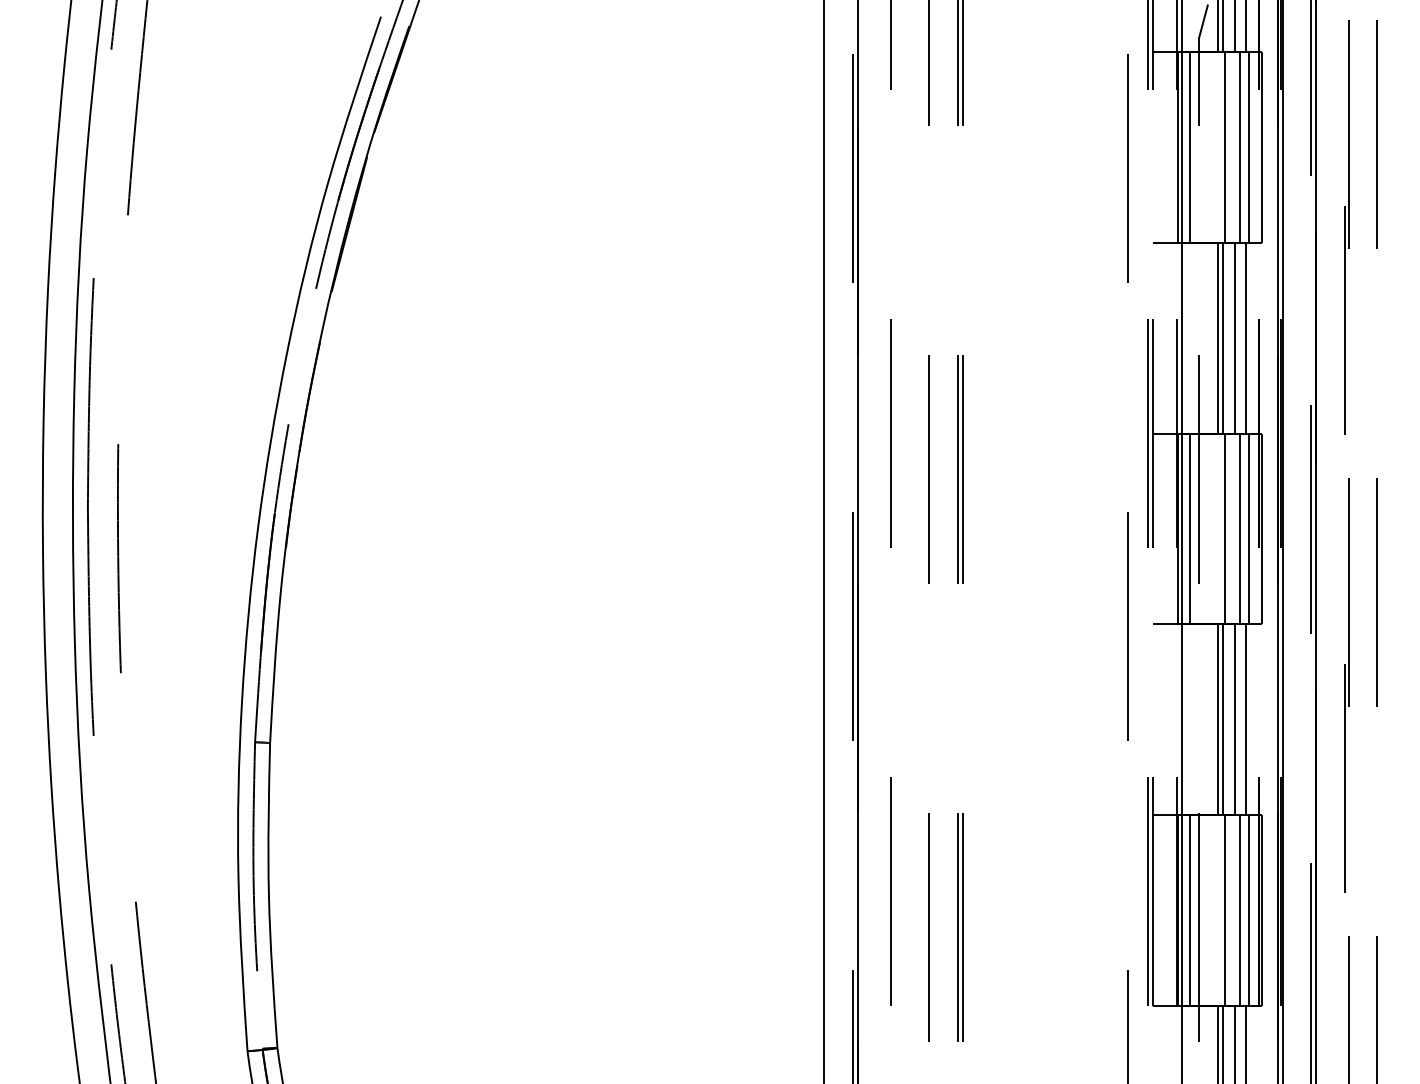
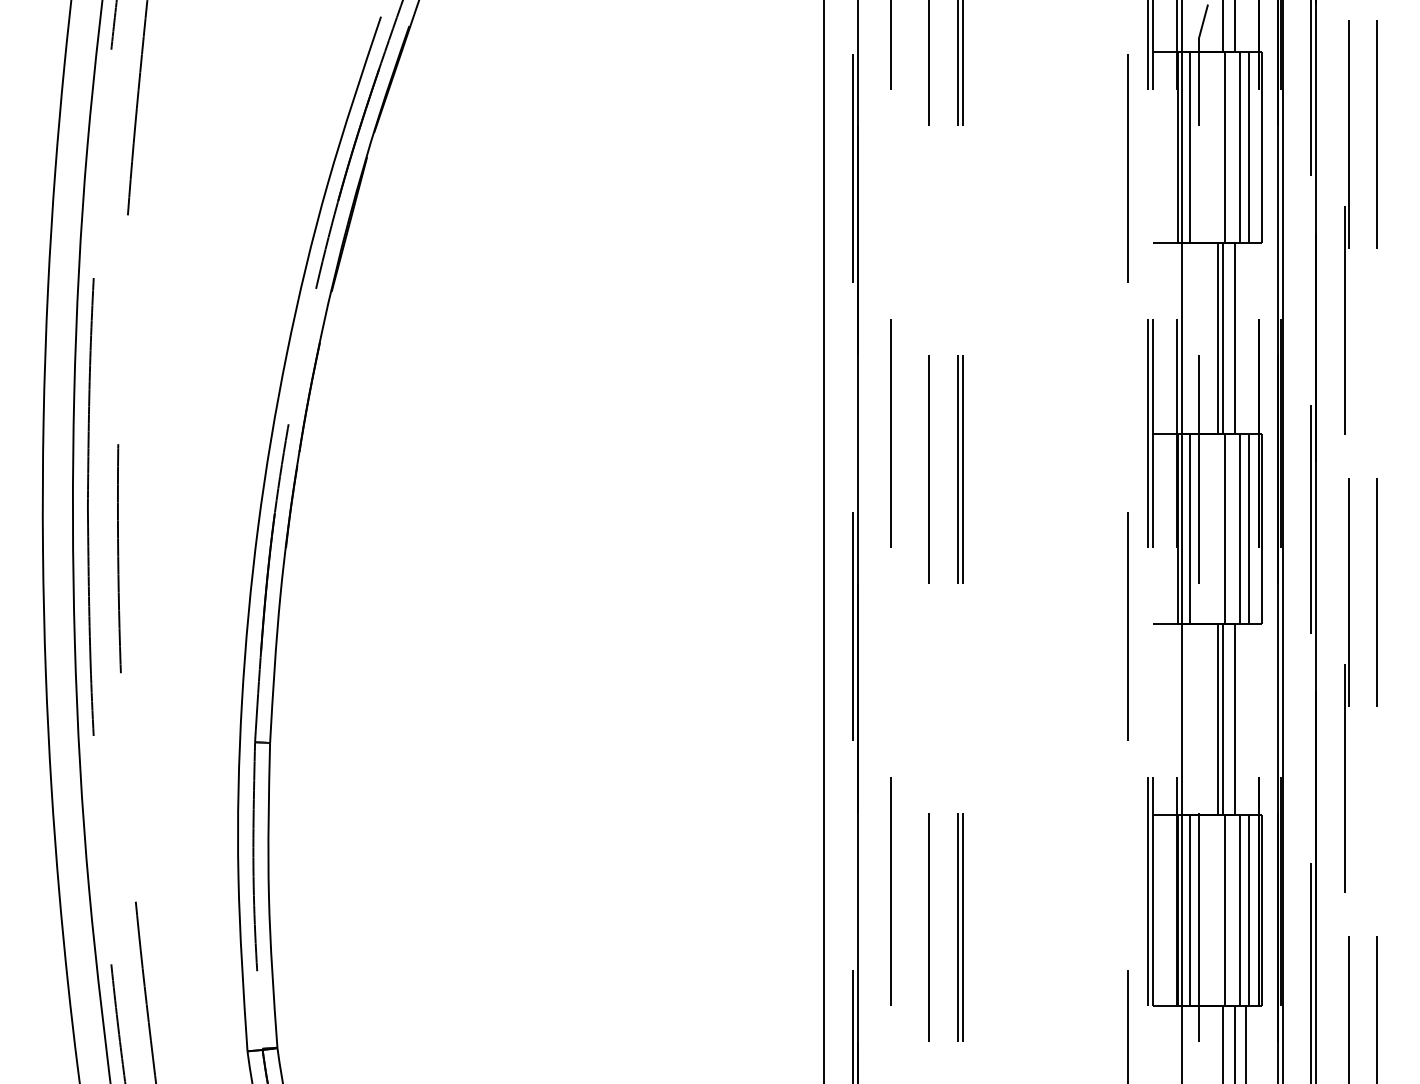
line: present -> none (1217, 26)
line: present -> none (1245, 26)
line: present -> none (1245, 337)
line: present -> none (1245, 719)
line: present -> none (1217, 1043)
